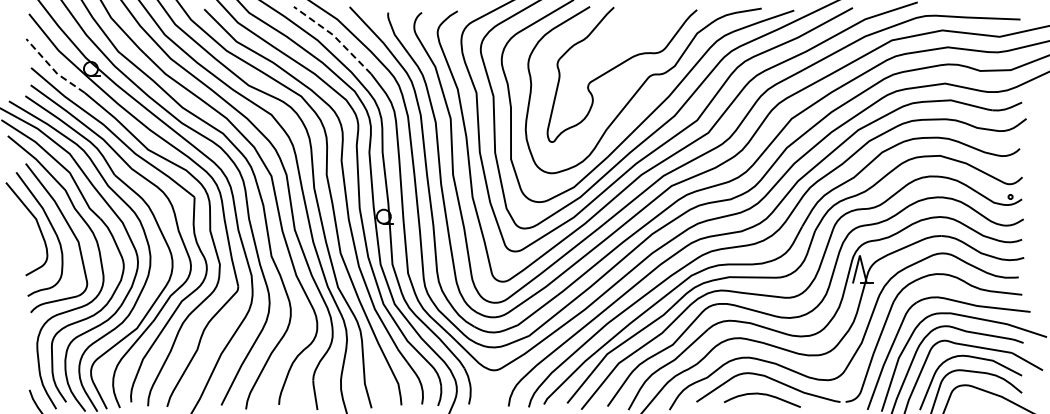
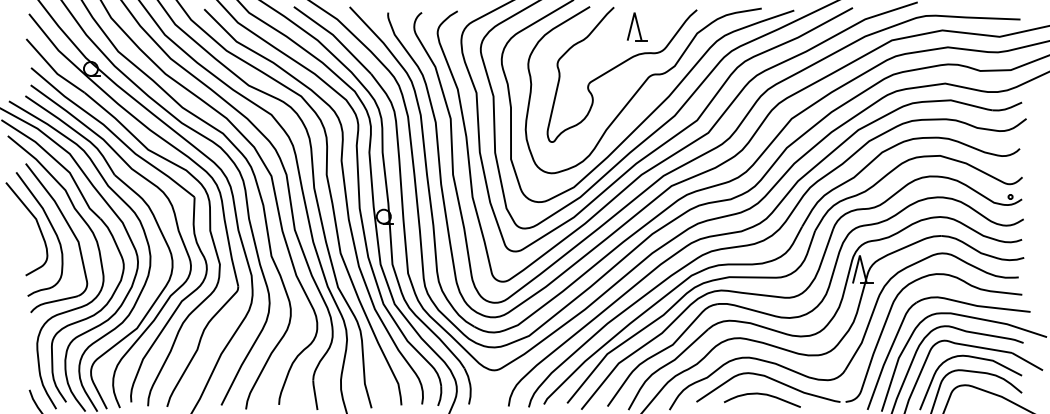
part: none -> present (637, 26)
line: dashed -> solid (334, 36)
line: dashed -> solid (53, 69)
